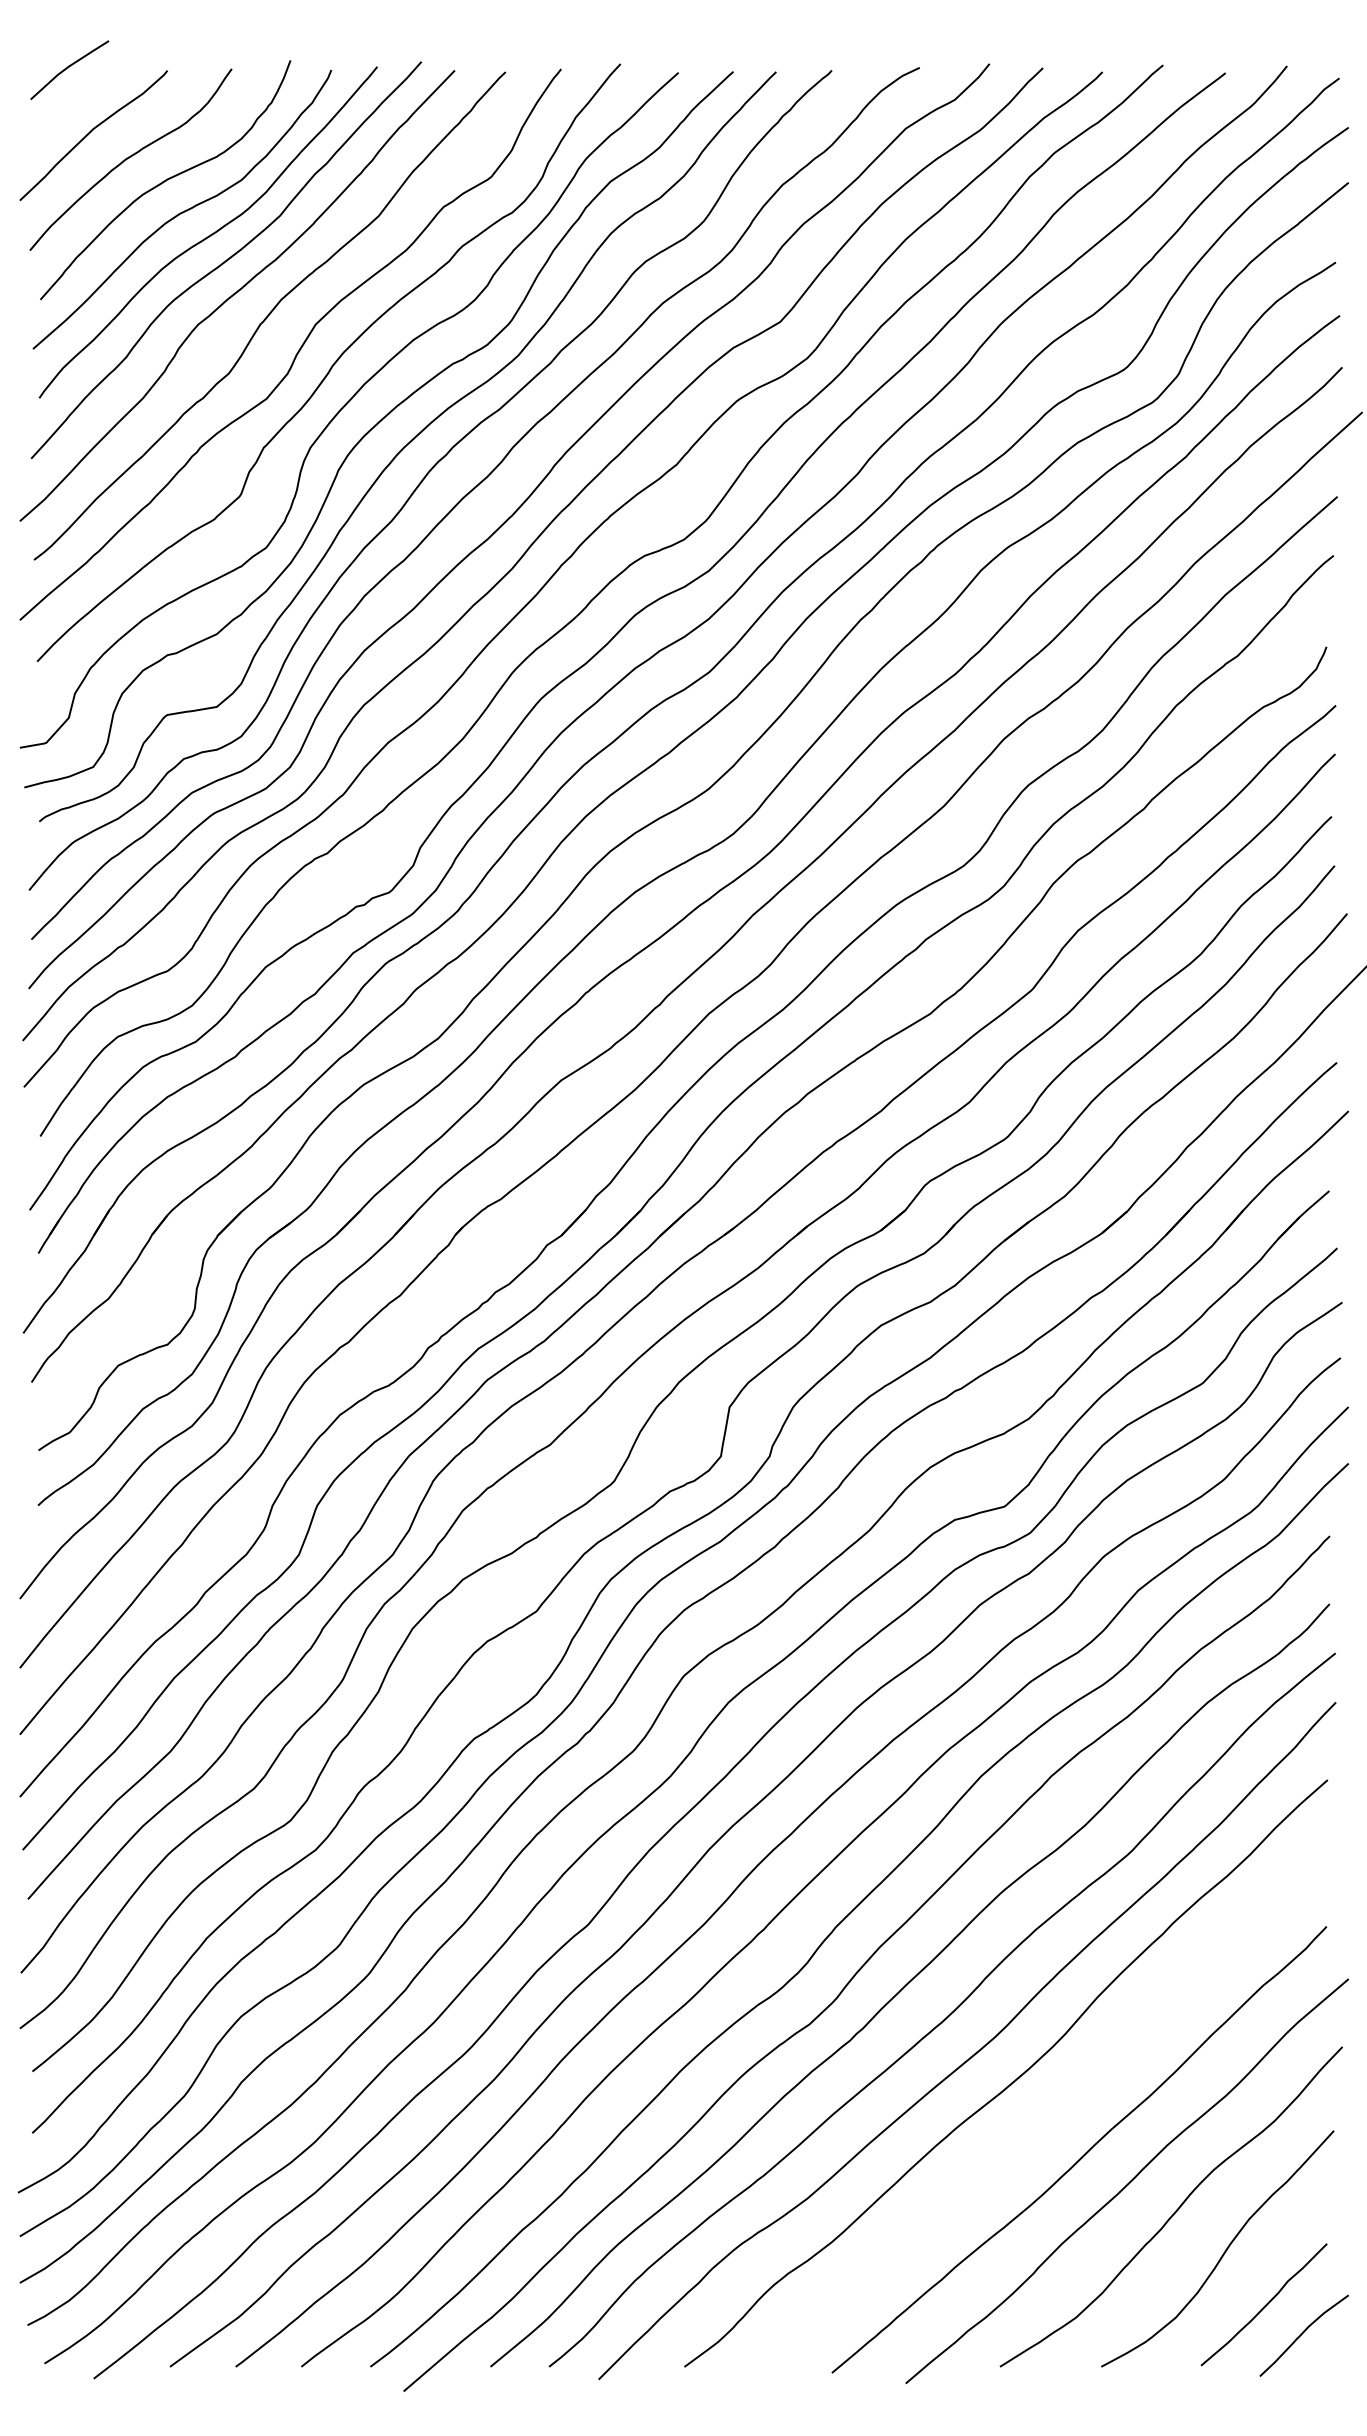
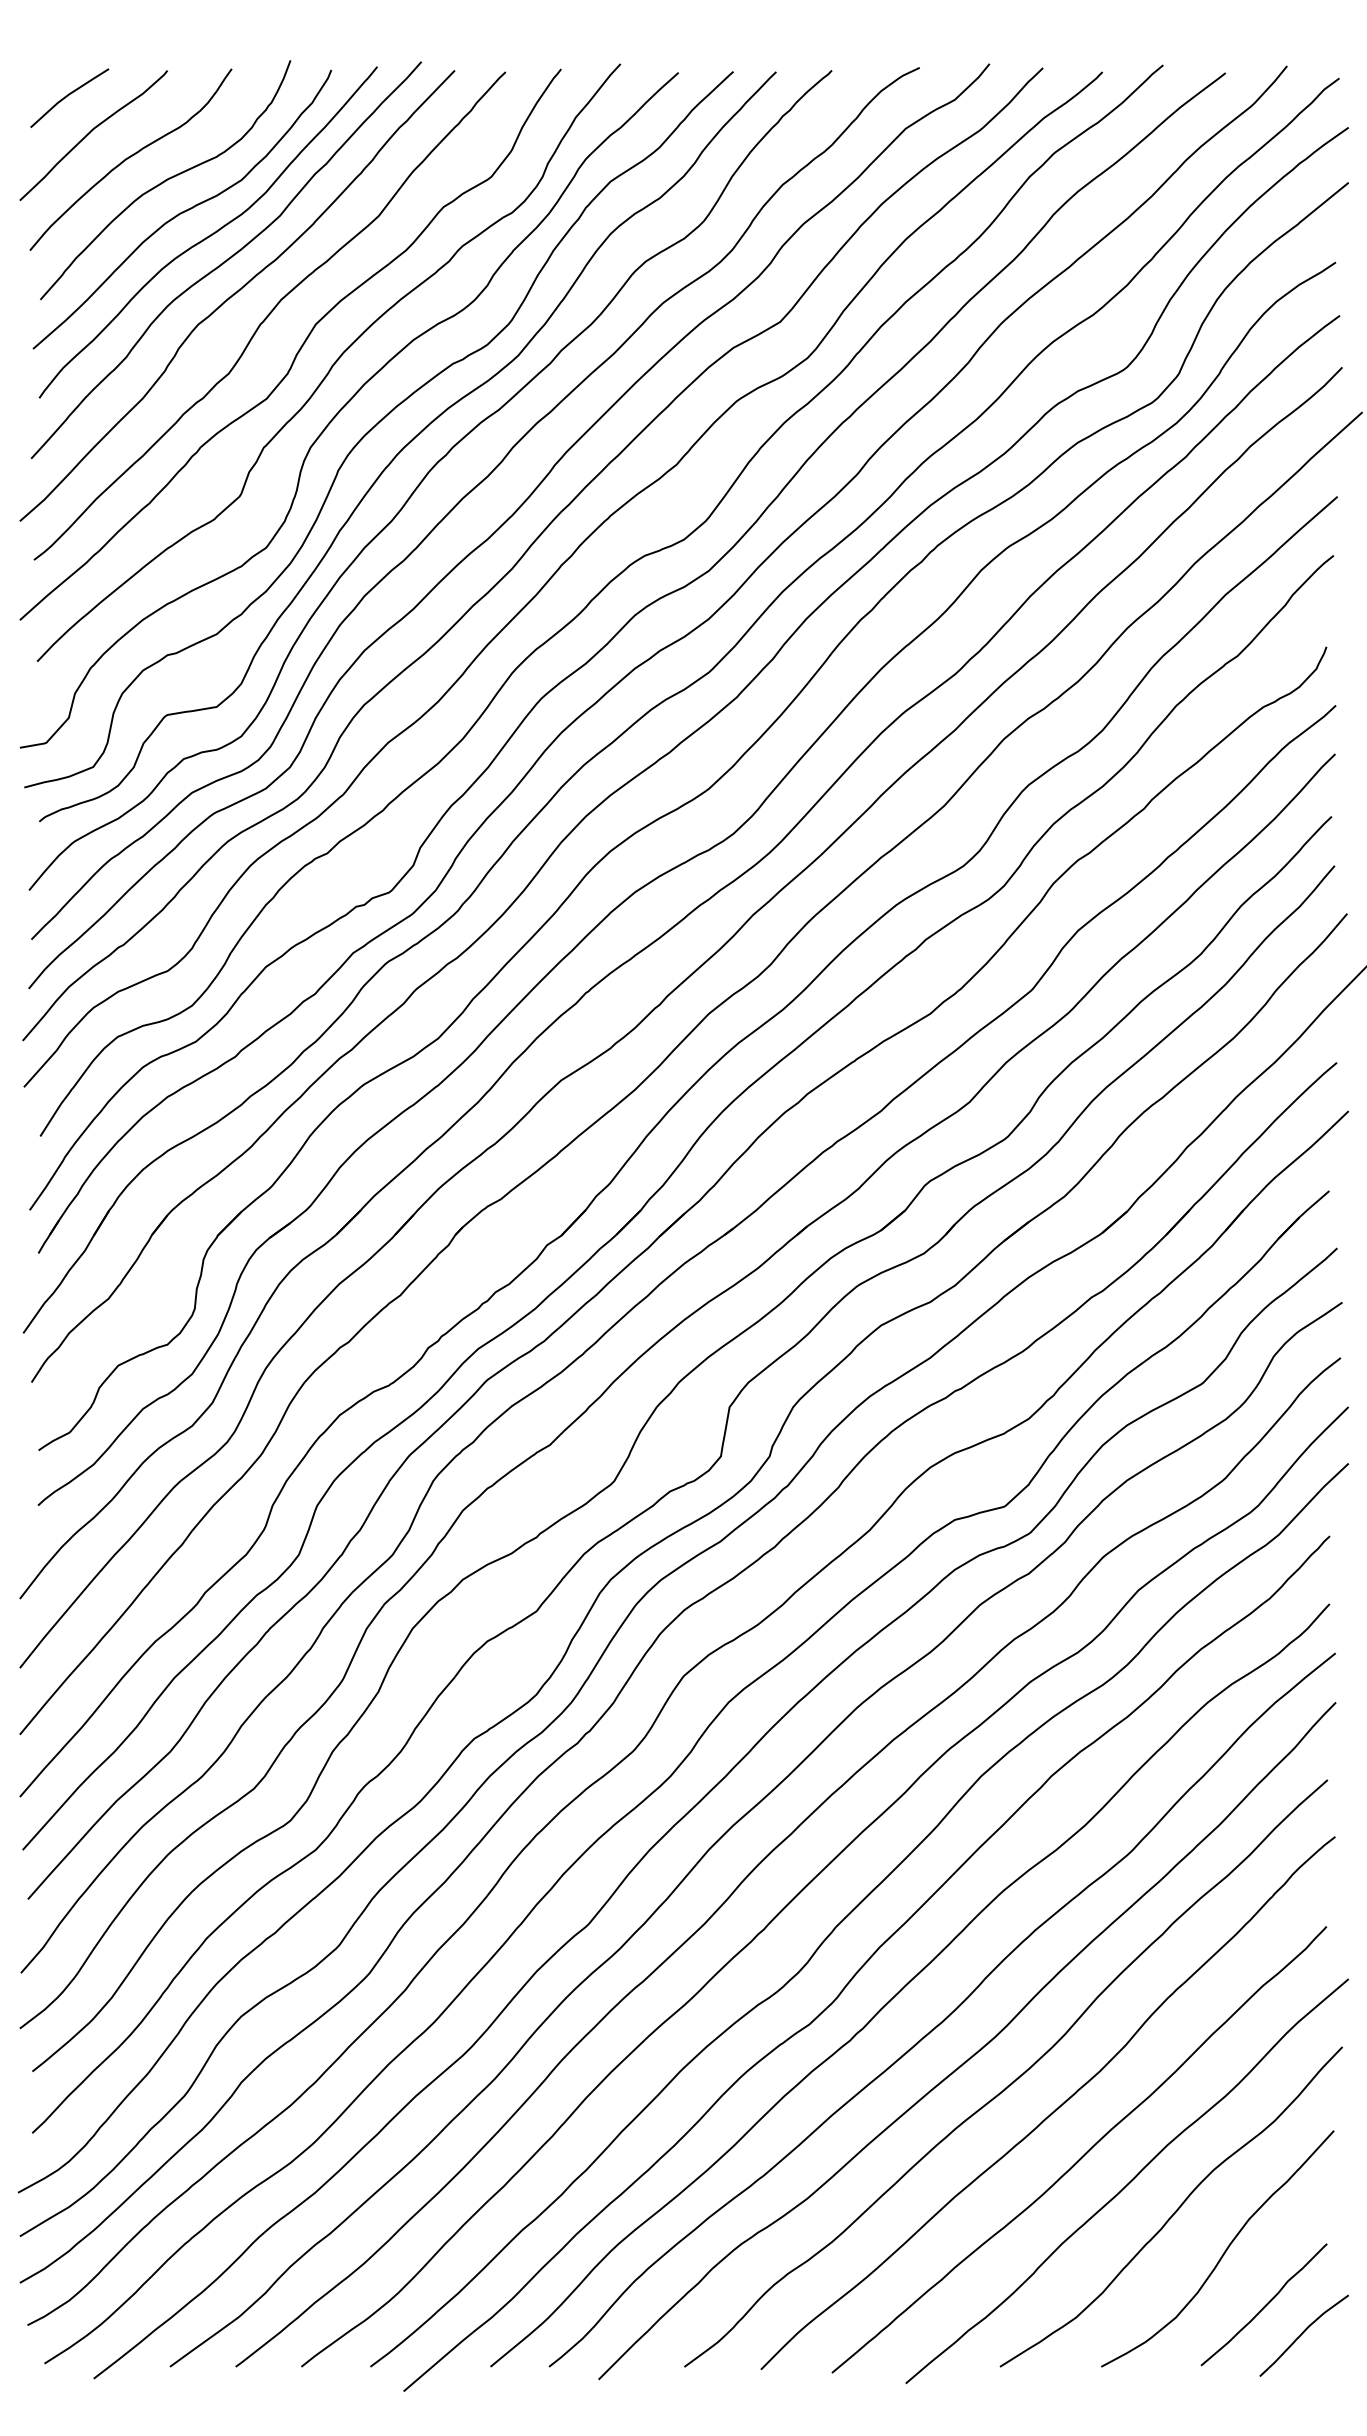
line position: (68, 68) -> (68, 96) (68, 96)
curve: none -> present (1052, 2111)
